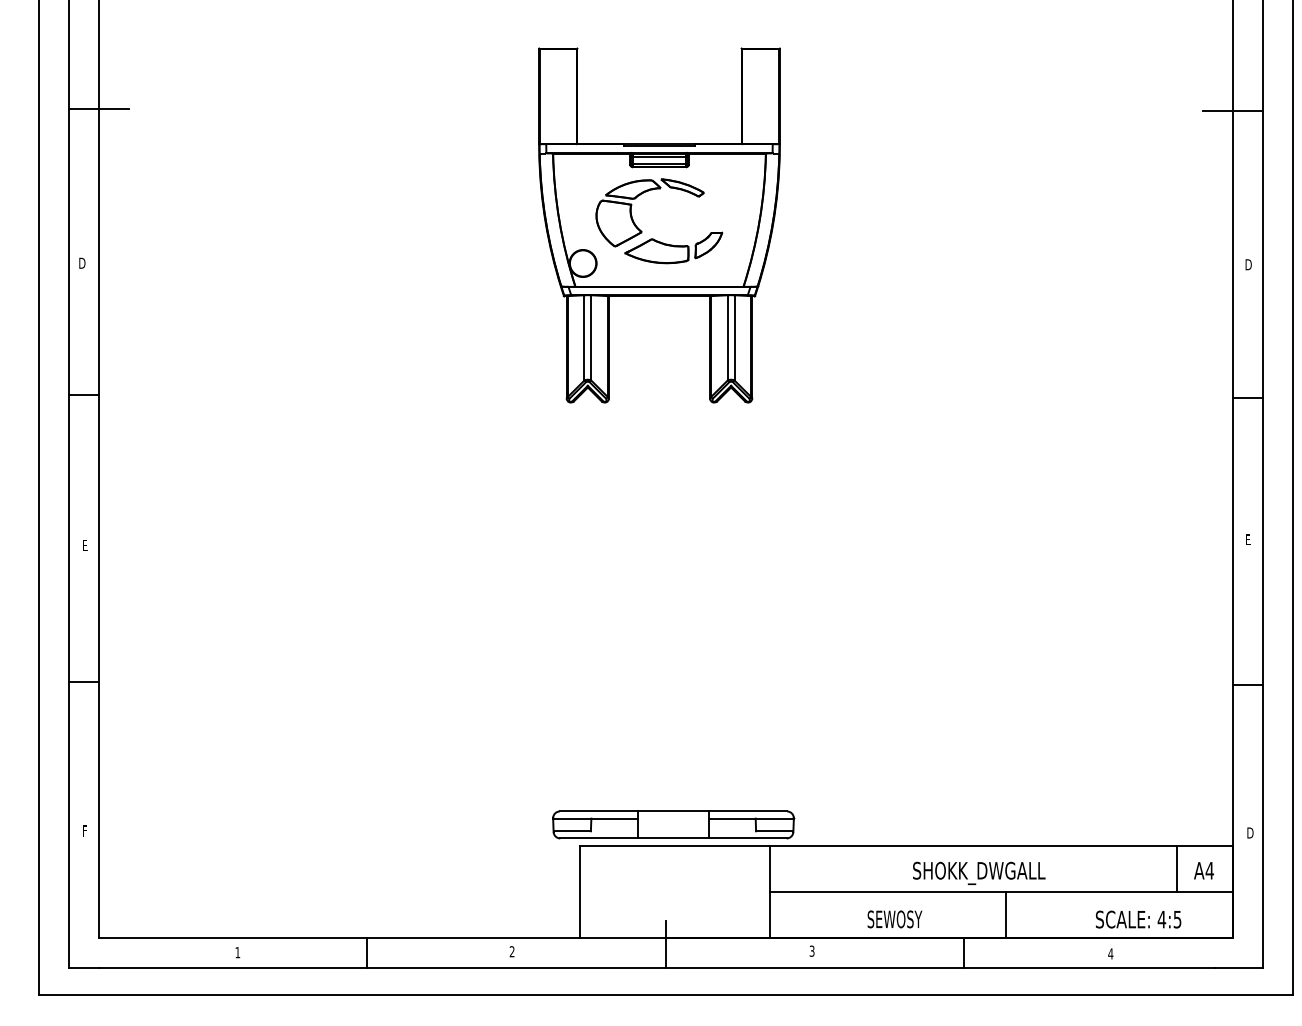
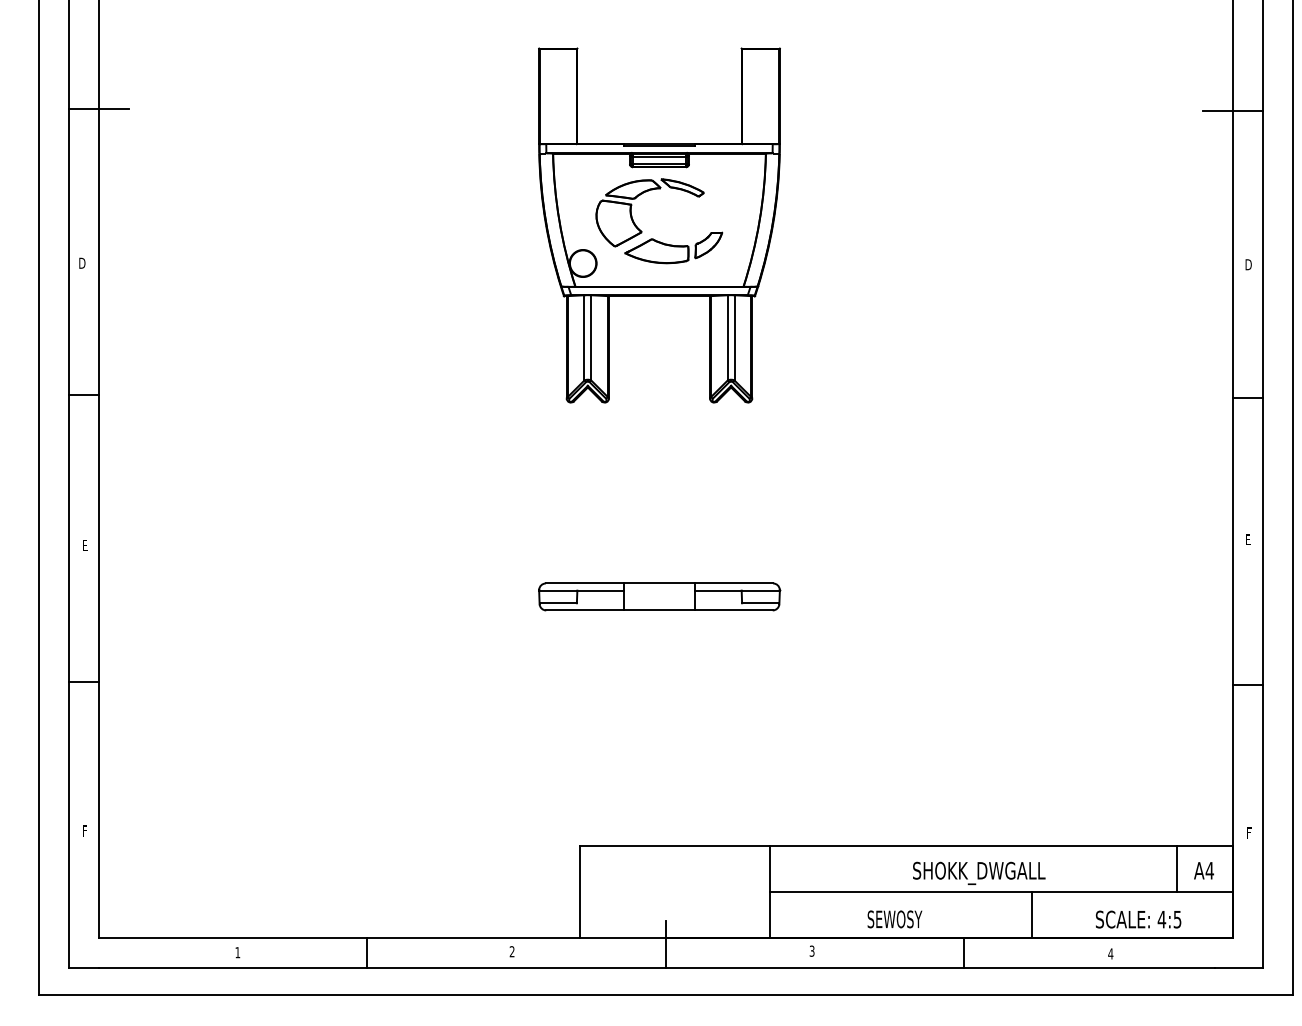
part position: (673, 824) -> (659, 596) (659, 596)
text: D -> F (1250, 832)
line position: (1006, 915) -> (1032, 915) (1032, 915)
